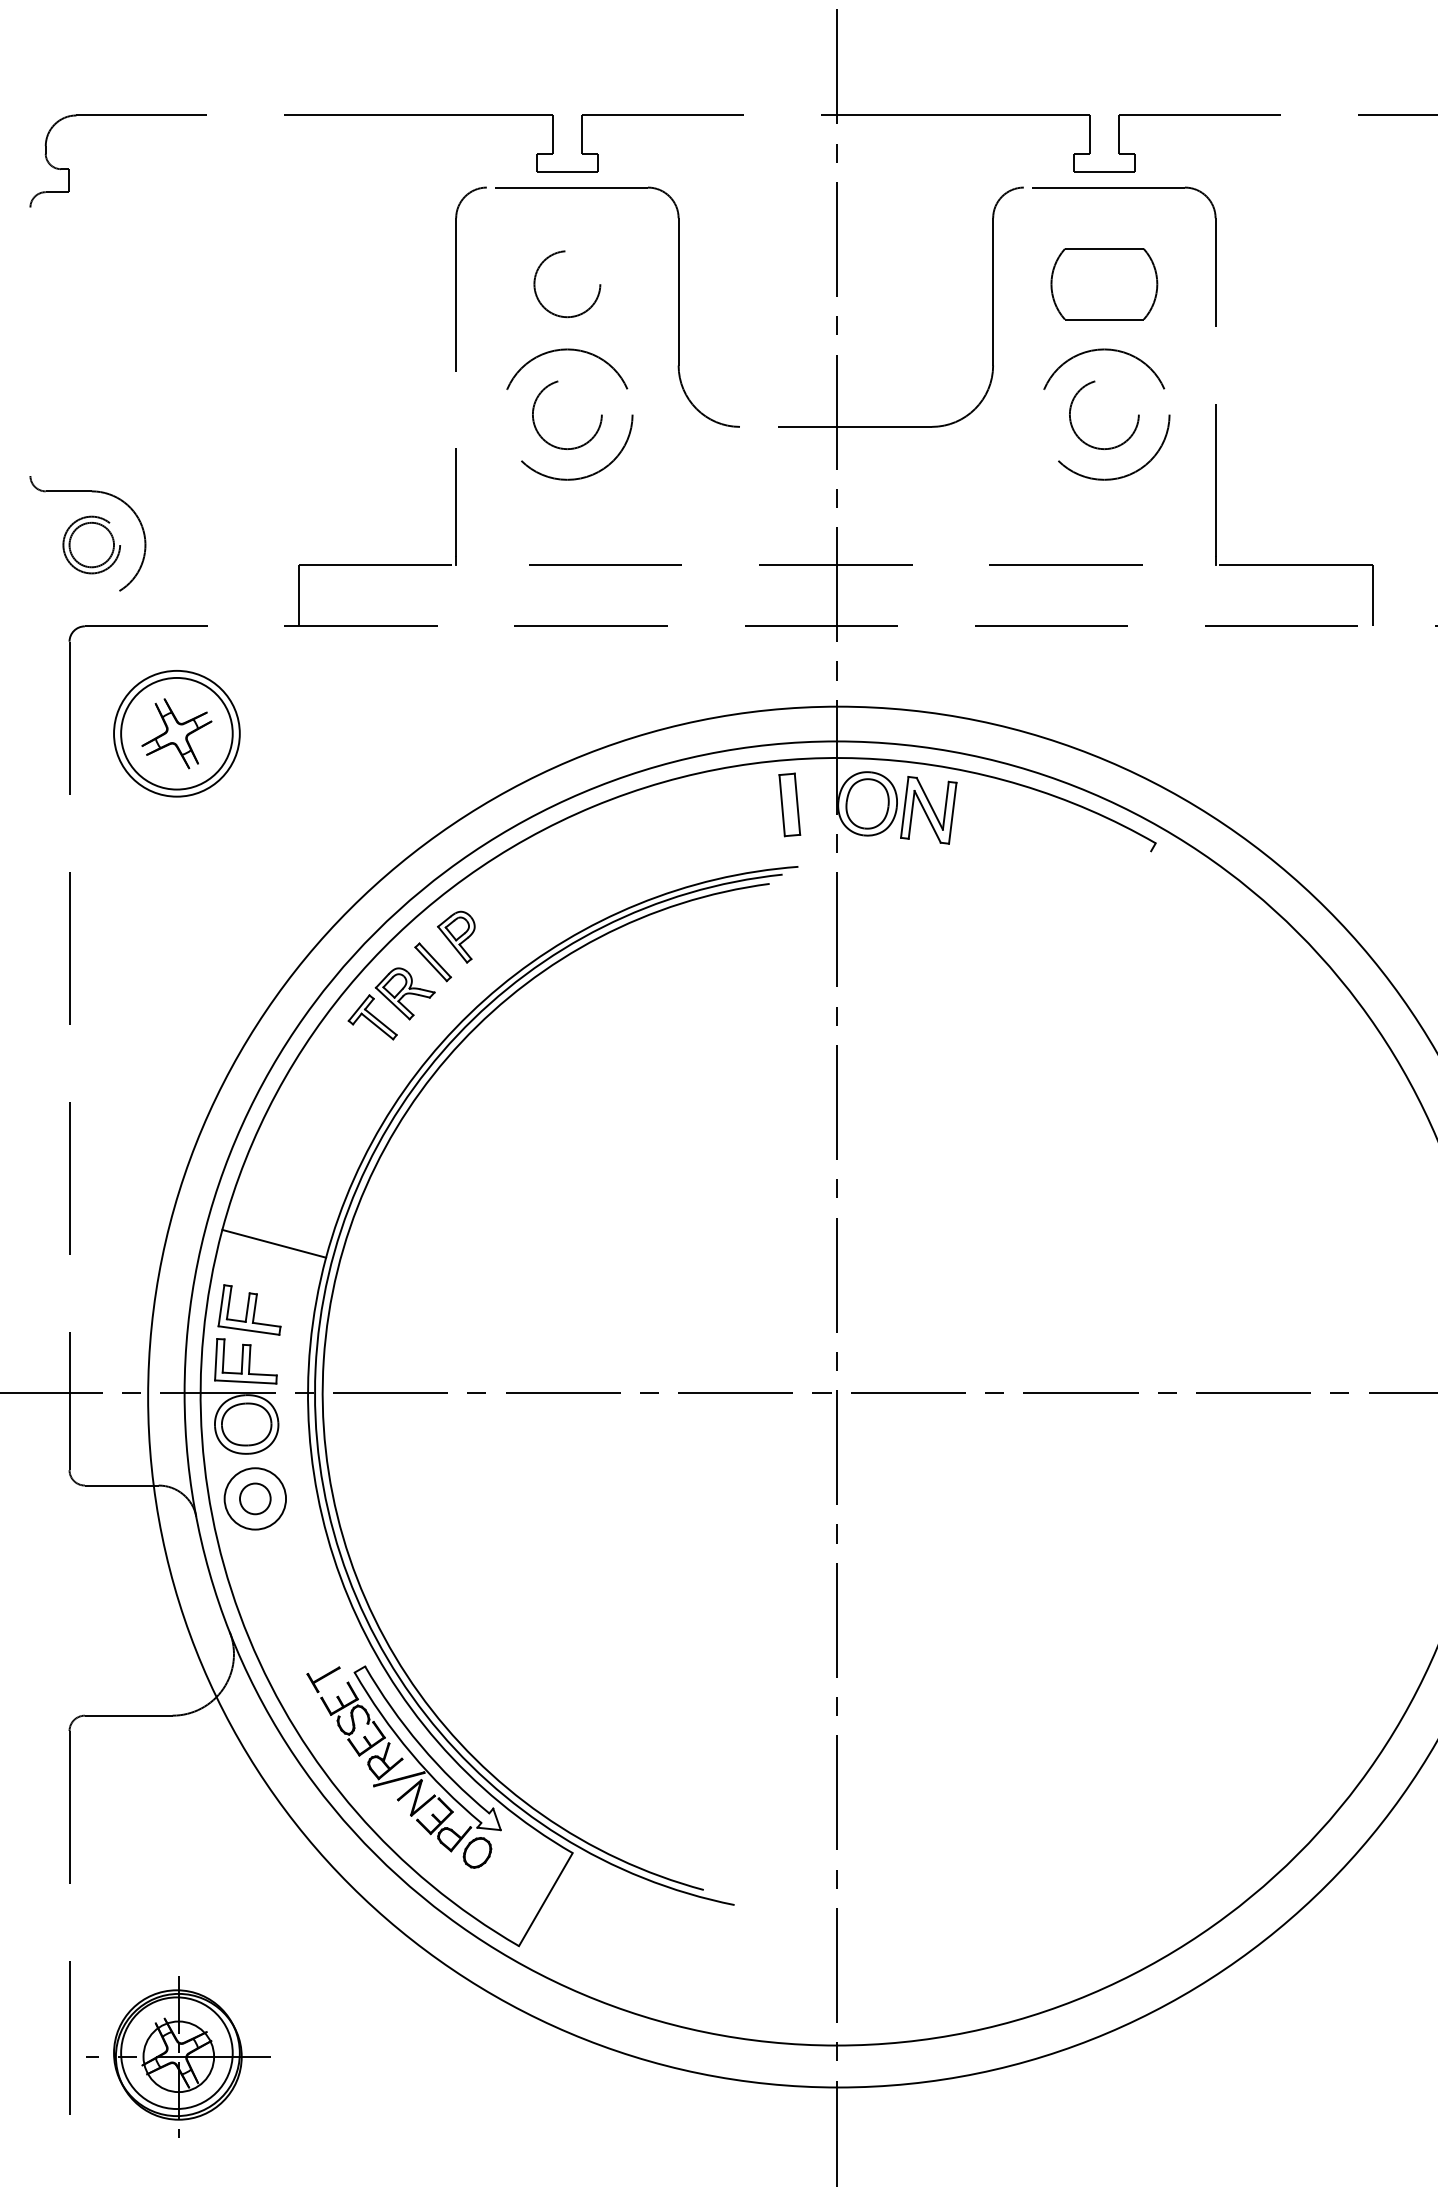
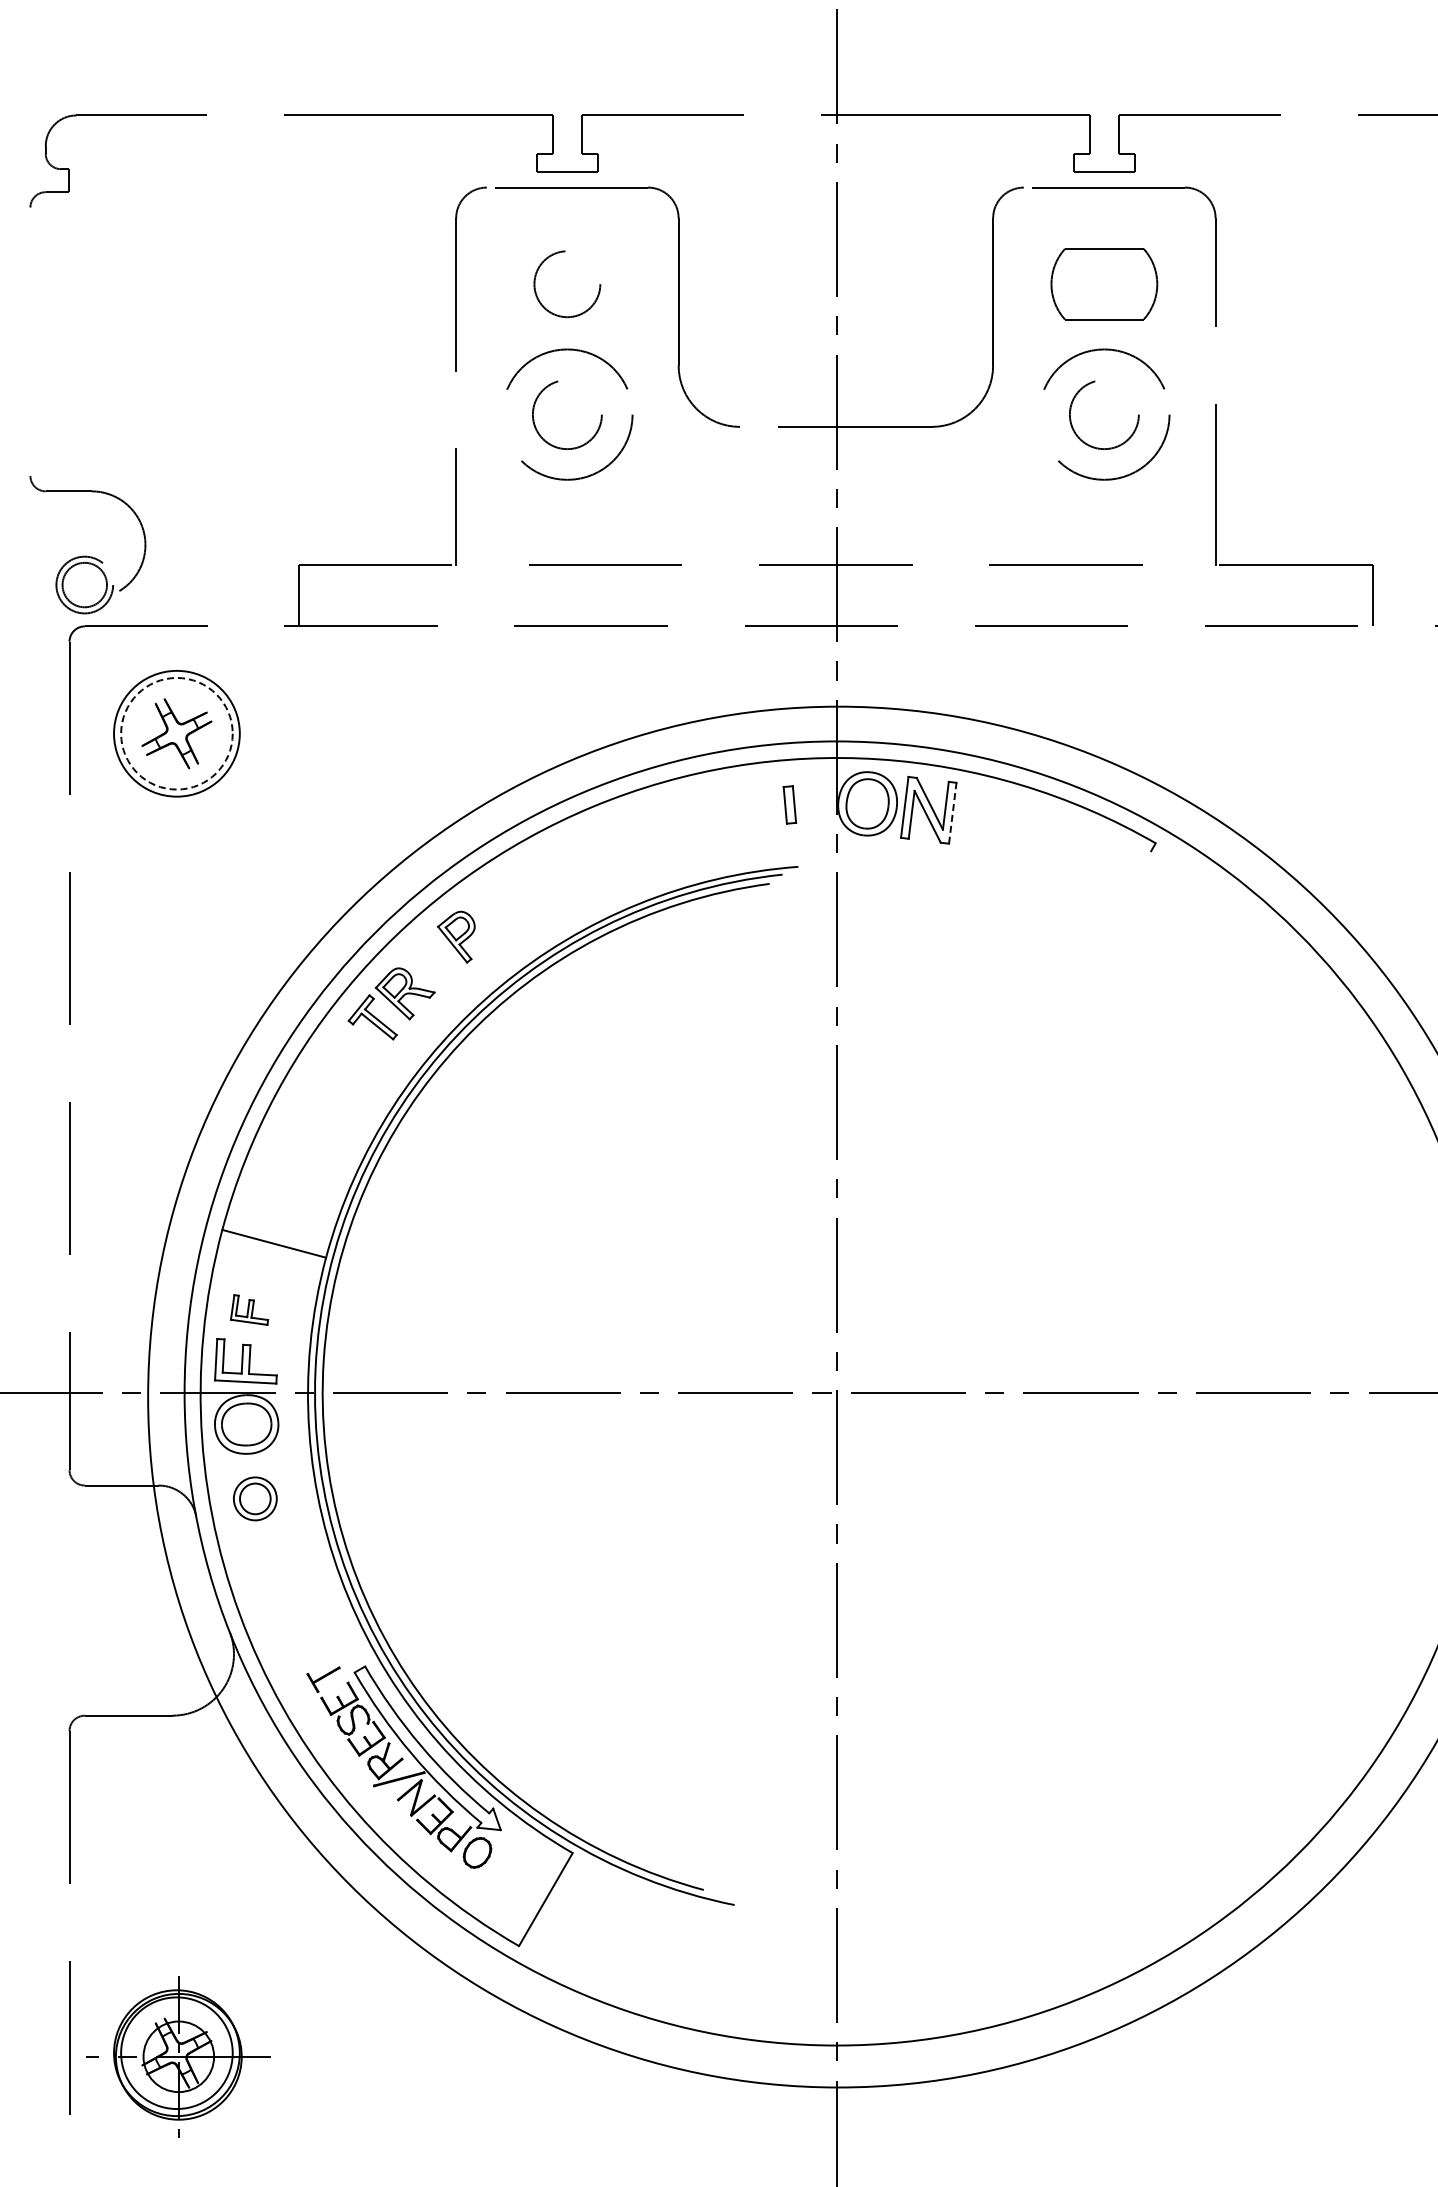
part position: (91, 544) -> (84, 584) (84, 584)
circle: solid -> dashed (176, 733)
part size: 24x66 px -> 16x40 px (789, 804)
line: solid -> dashed (952, 813)
part: present -> none (432, 962)
part size: 65x52 px -> 40x32 px (249, 1309)
circle diameter: 61 px -> 43 px (254, 1498)
